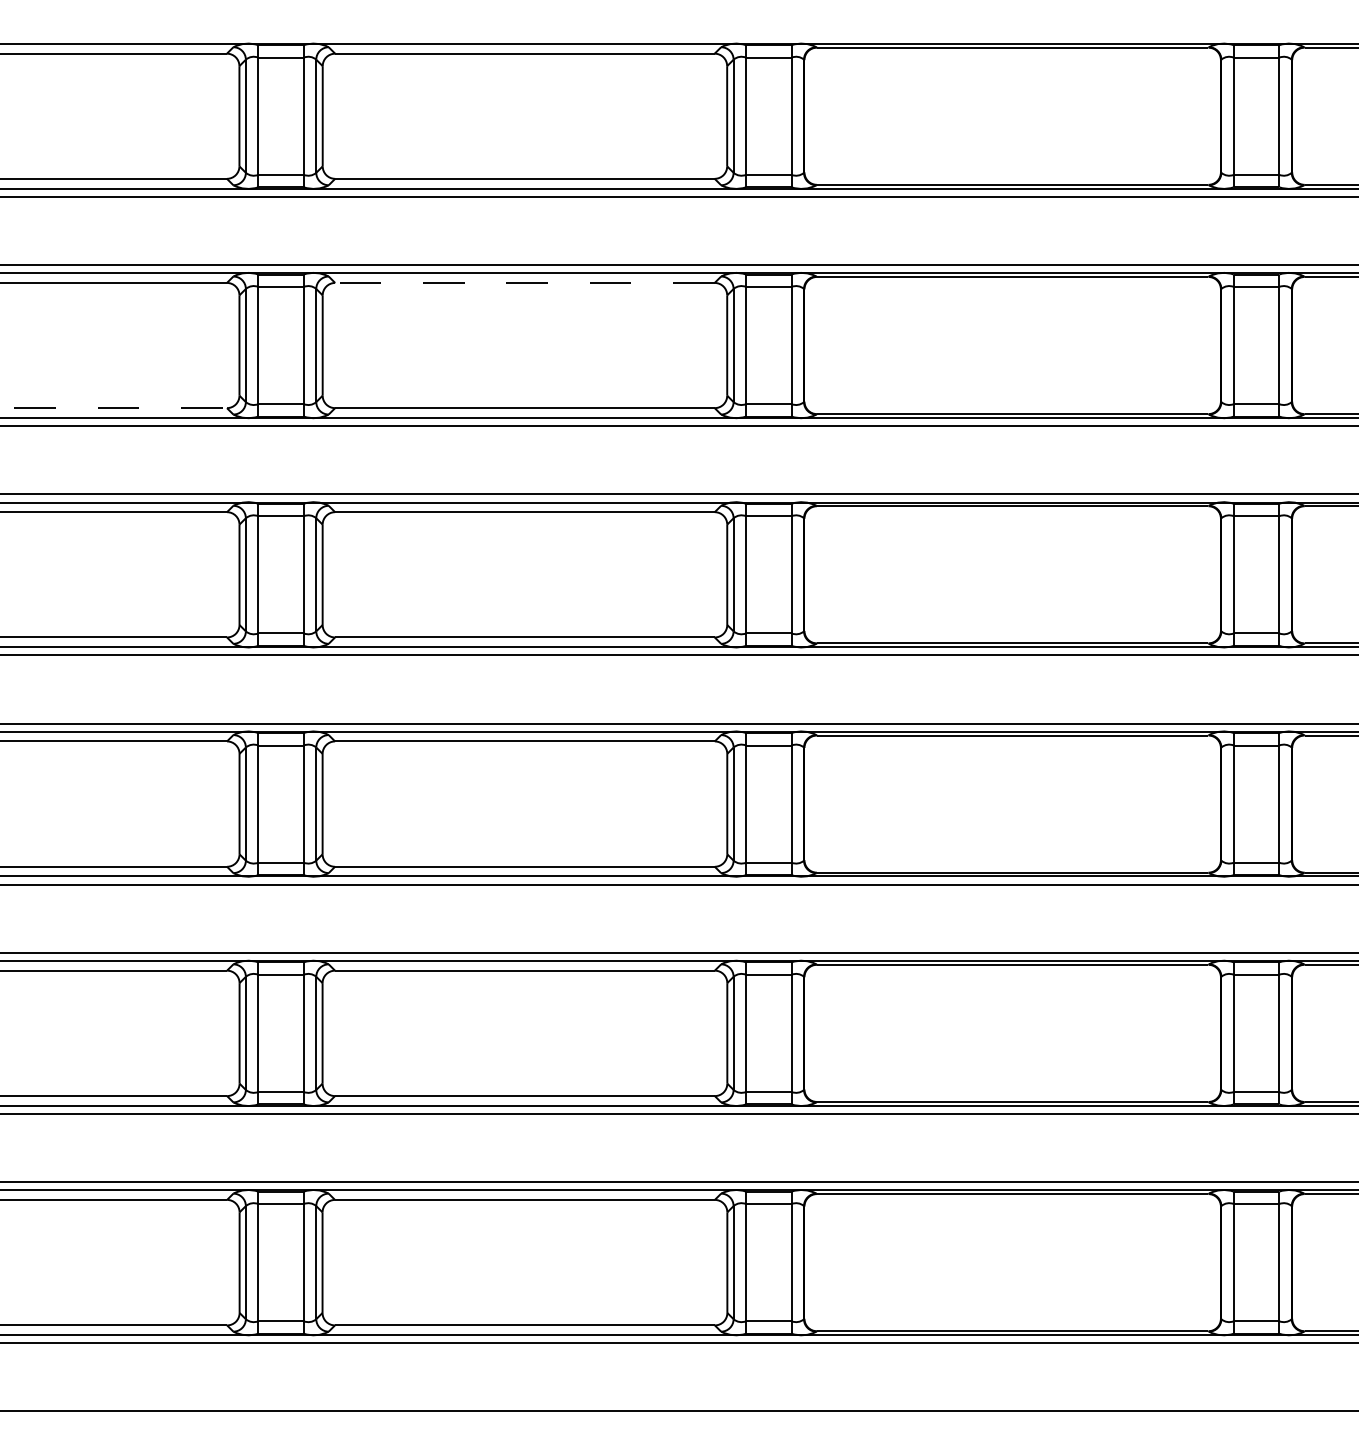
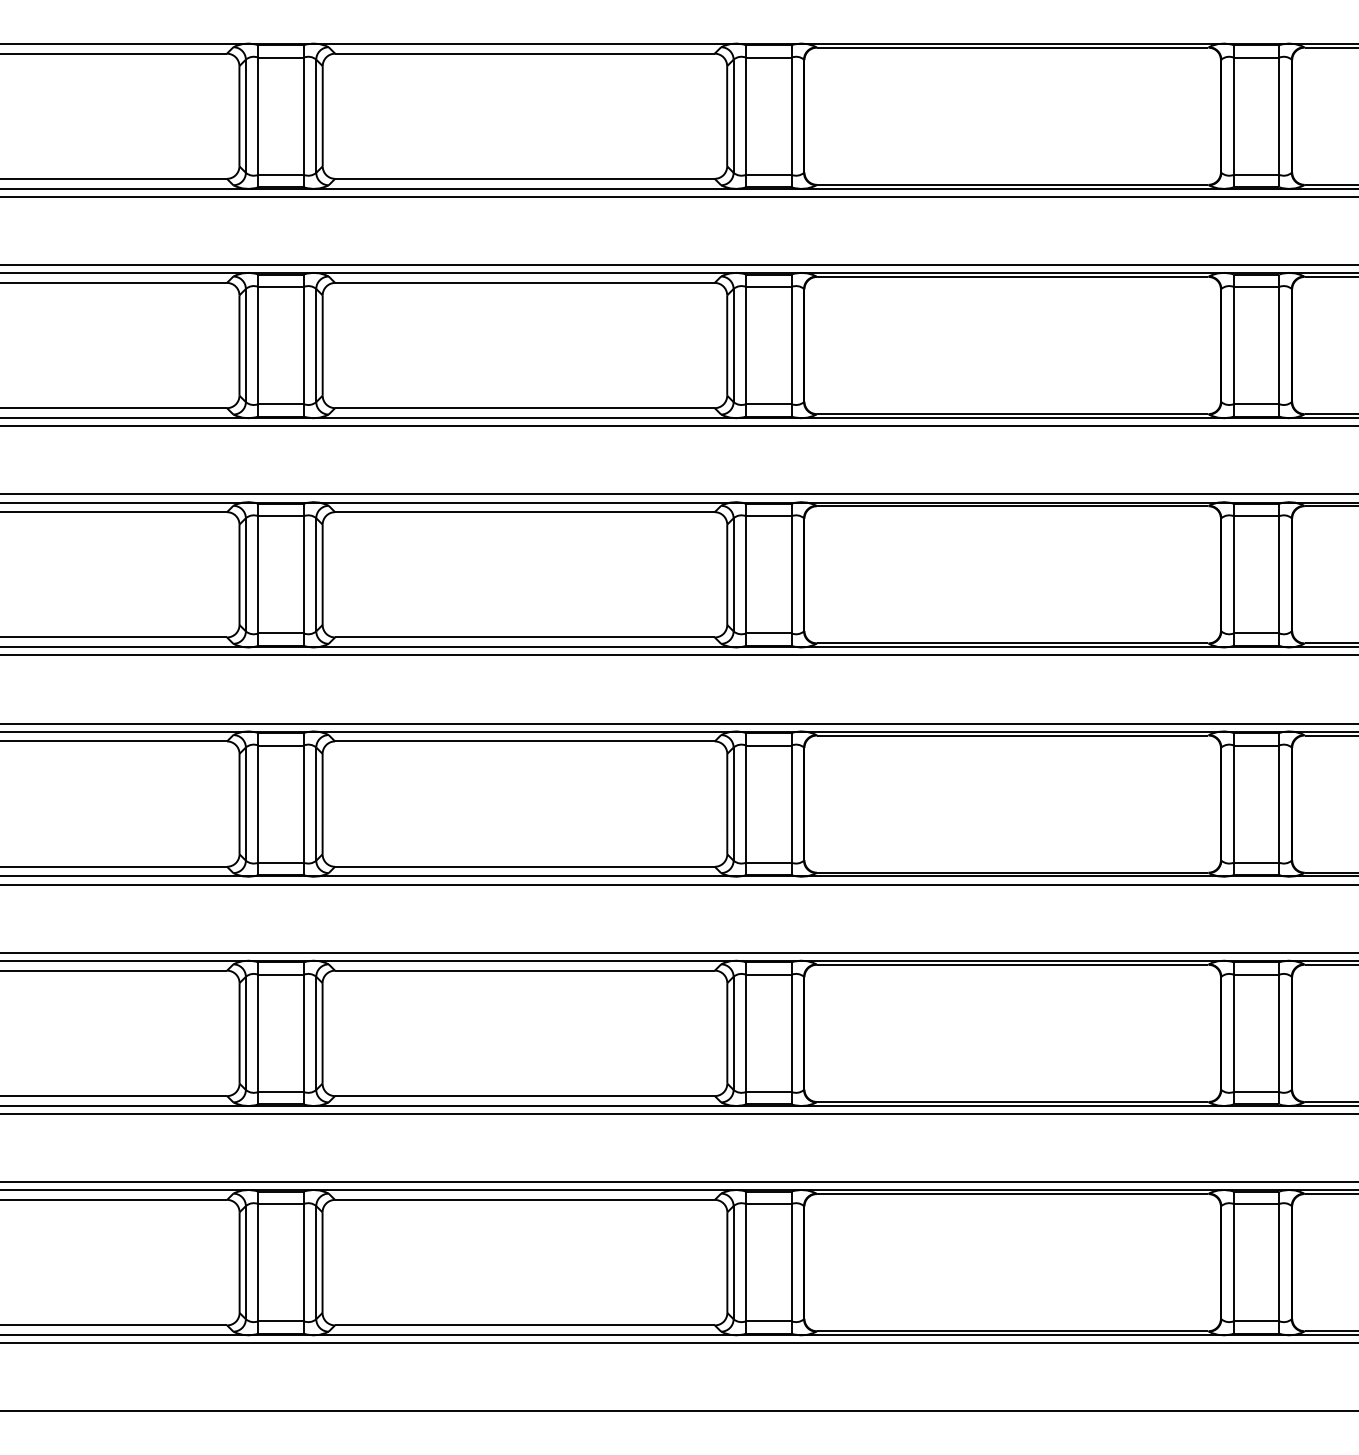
line: dashed -> solid (524, 282)
line: dashed -> solid (114, 408)
